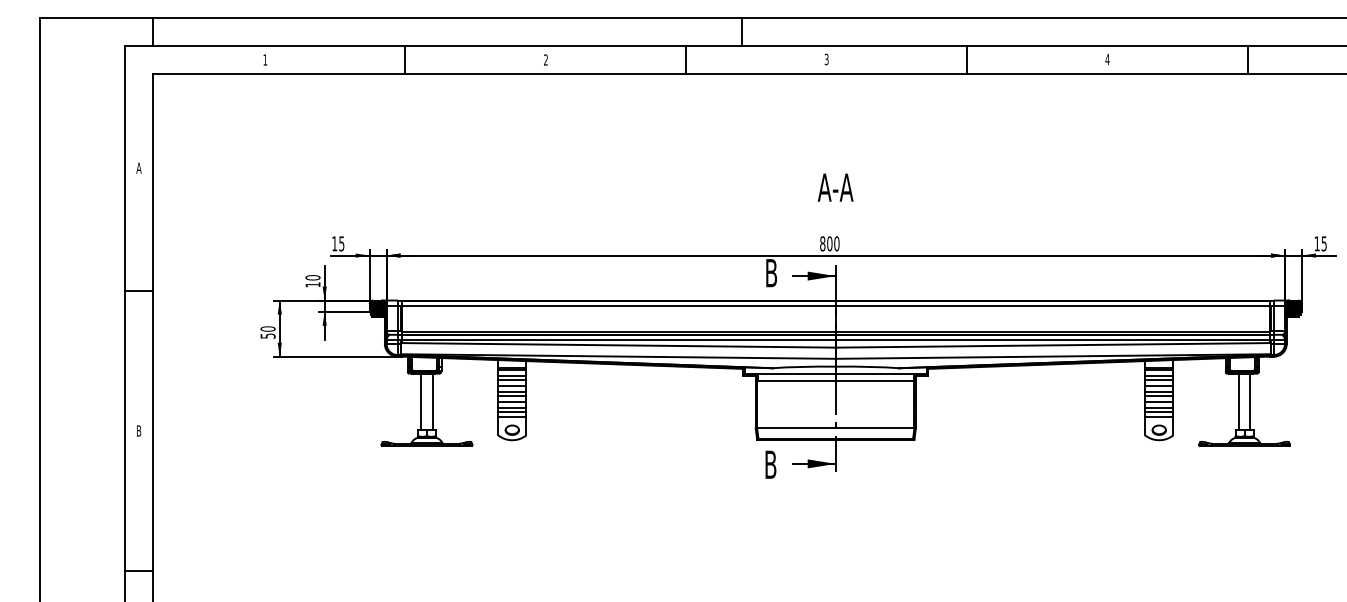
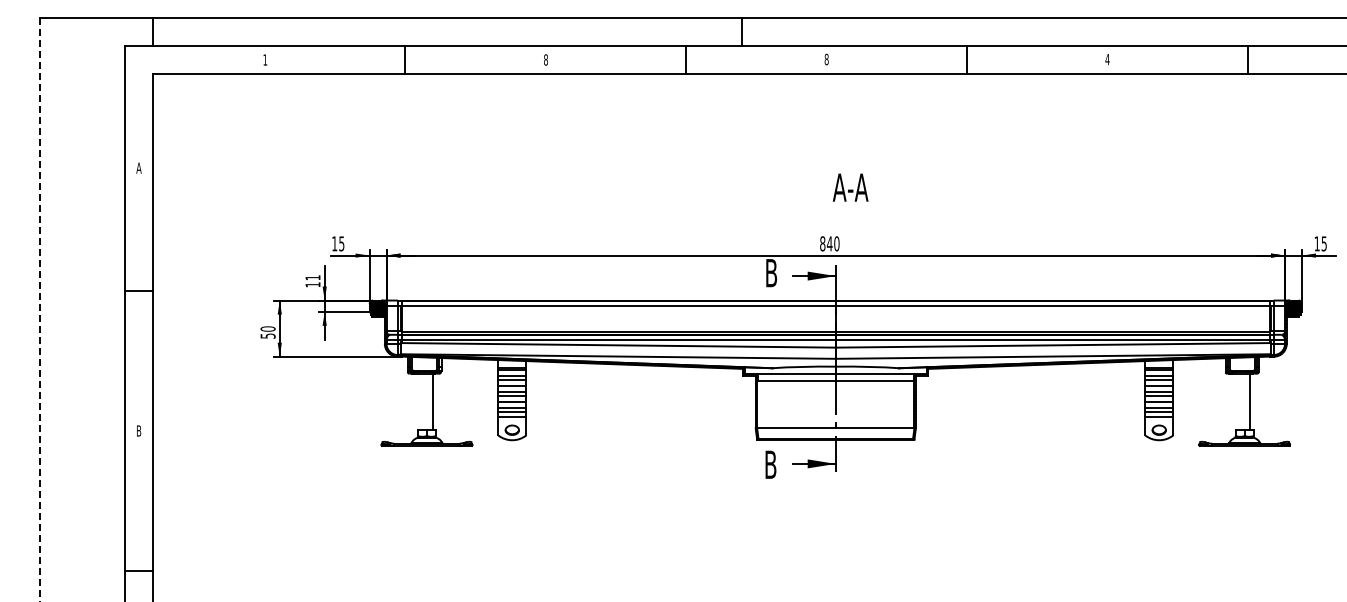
text: 2 -> 8 (546, 59)
text: 3 -> 8 (826, 59)
text position: (835, 187) -> (850, 187) (850, 187)
text: 800 -> 840 (829, 243)
text: 10 -> 11 (312, 277)
line: solid -> dashed (40, 309)
line: present -> none (421, 401)
line: present -> none (1239, 401)
